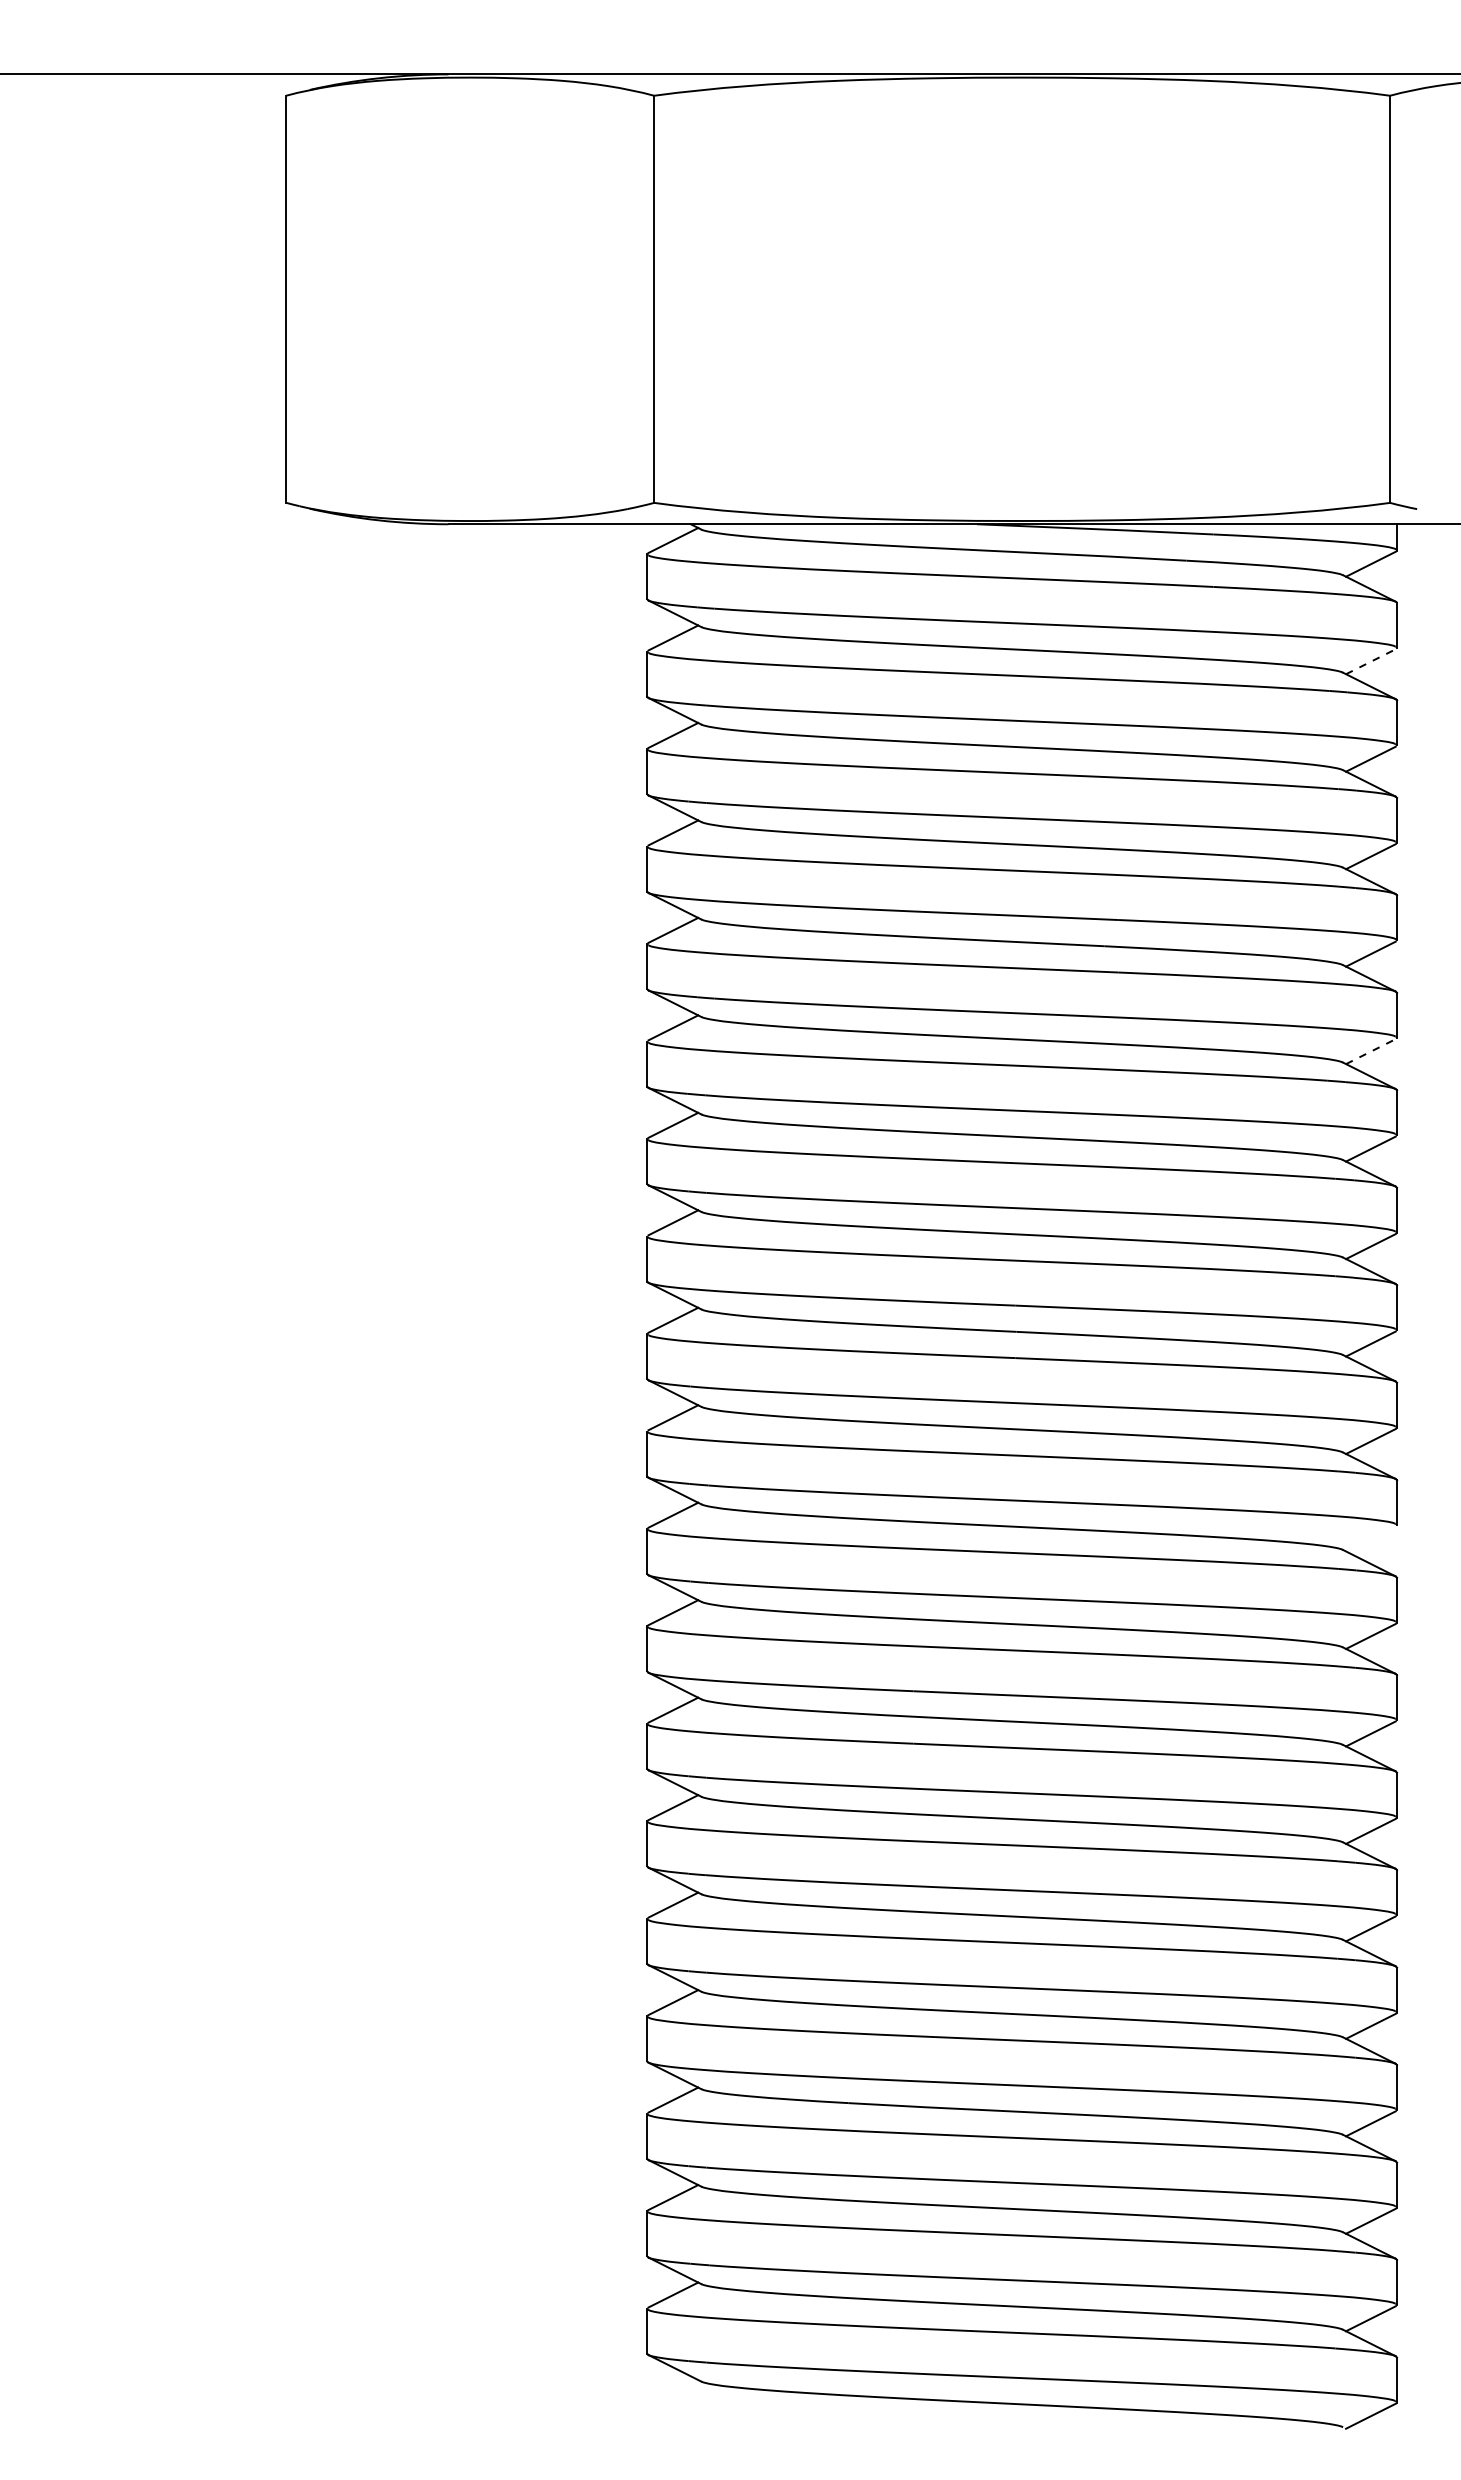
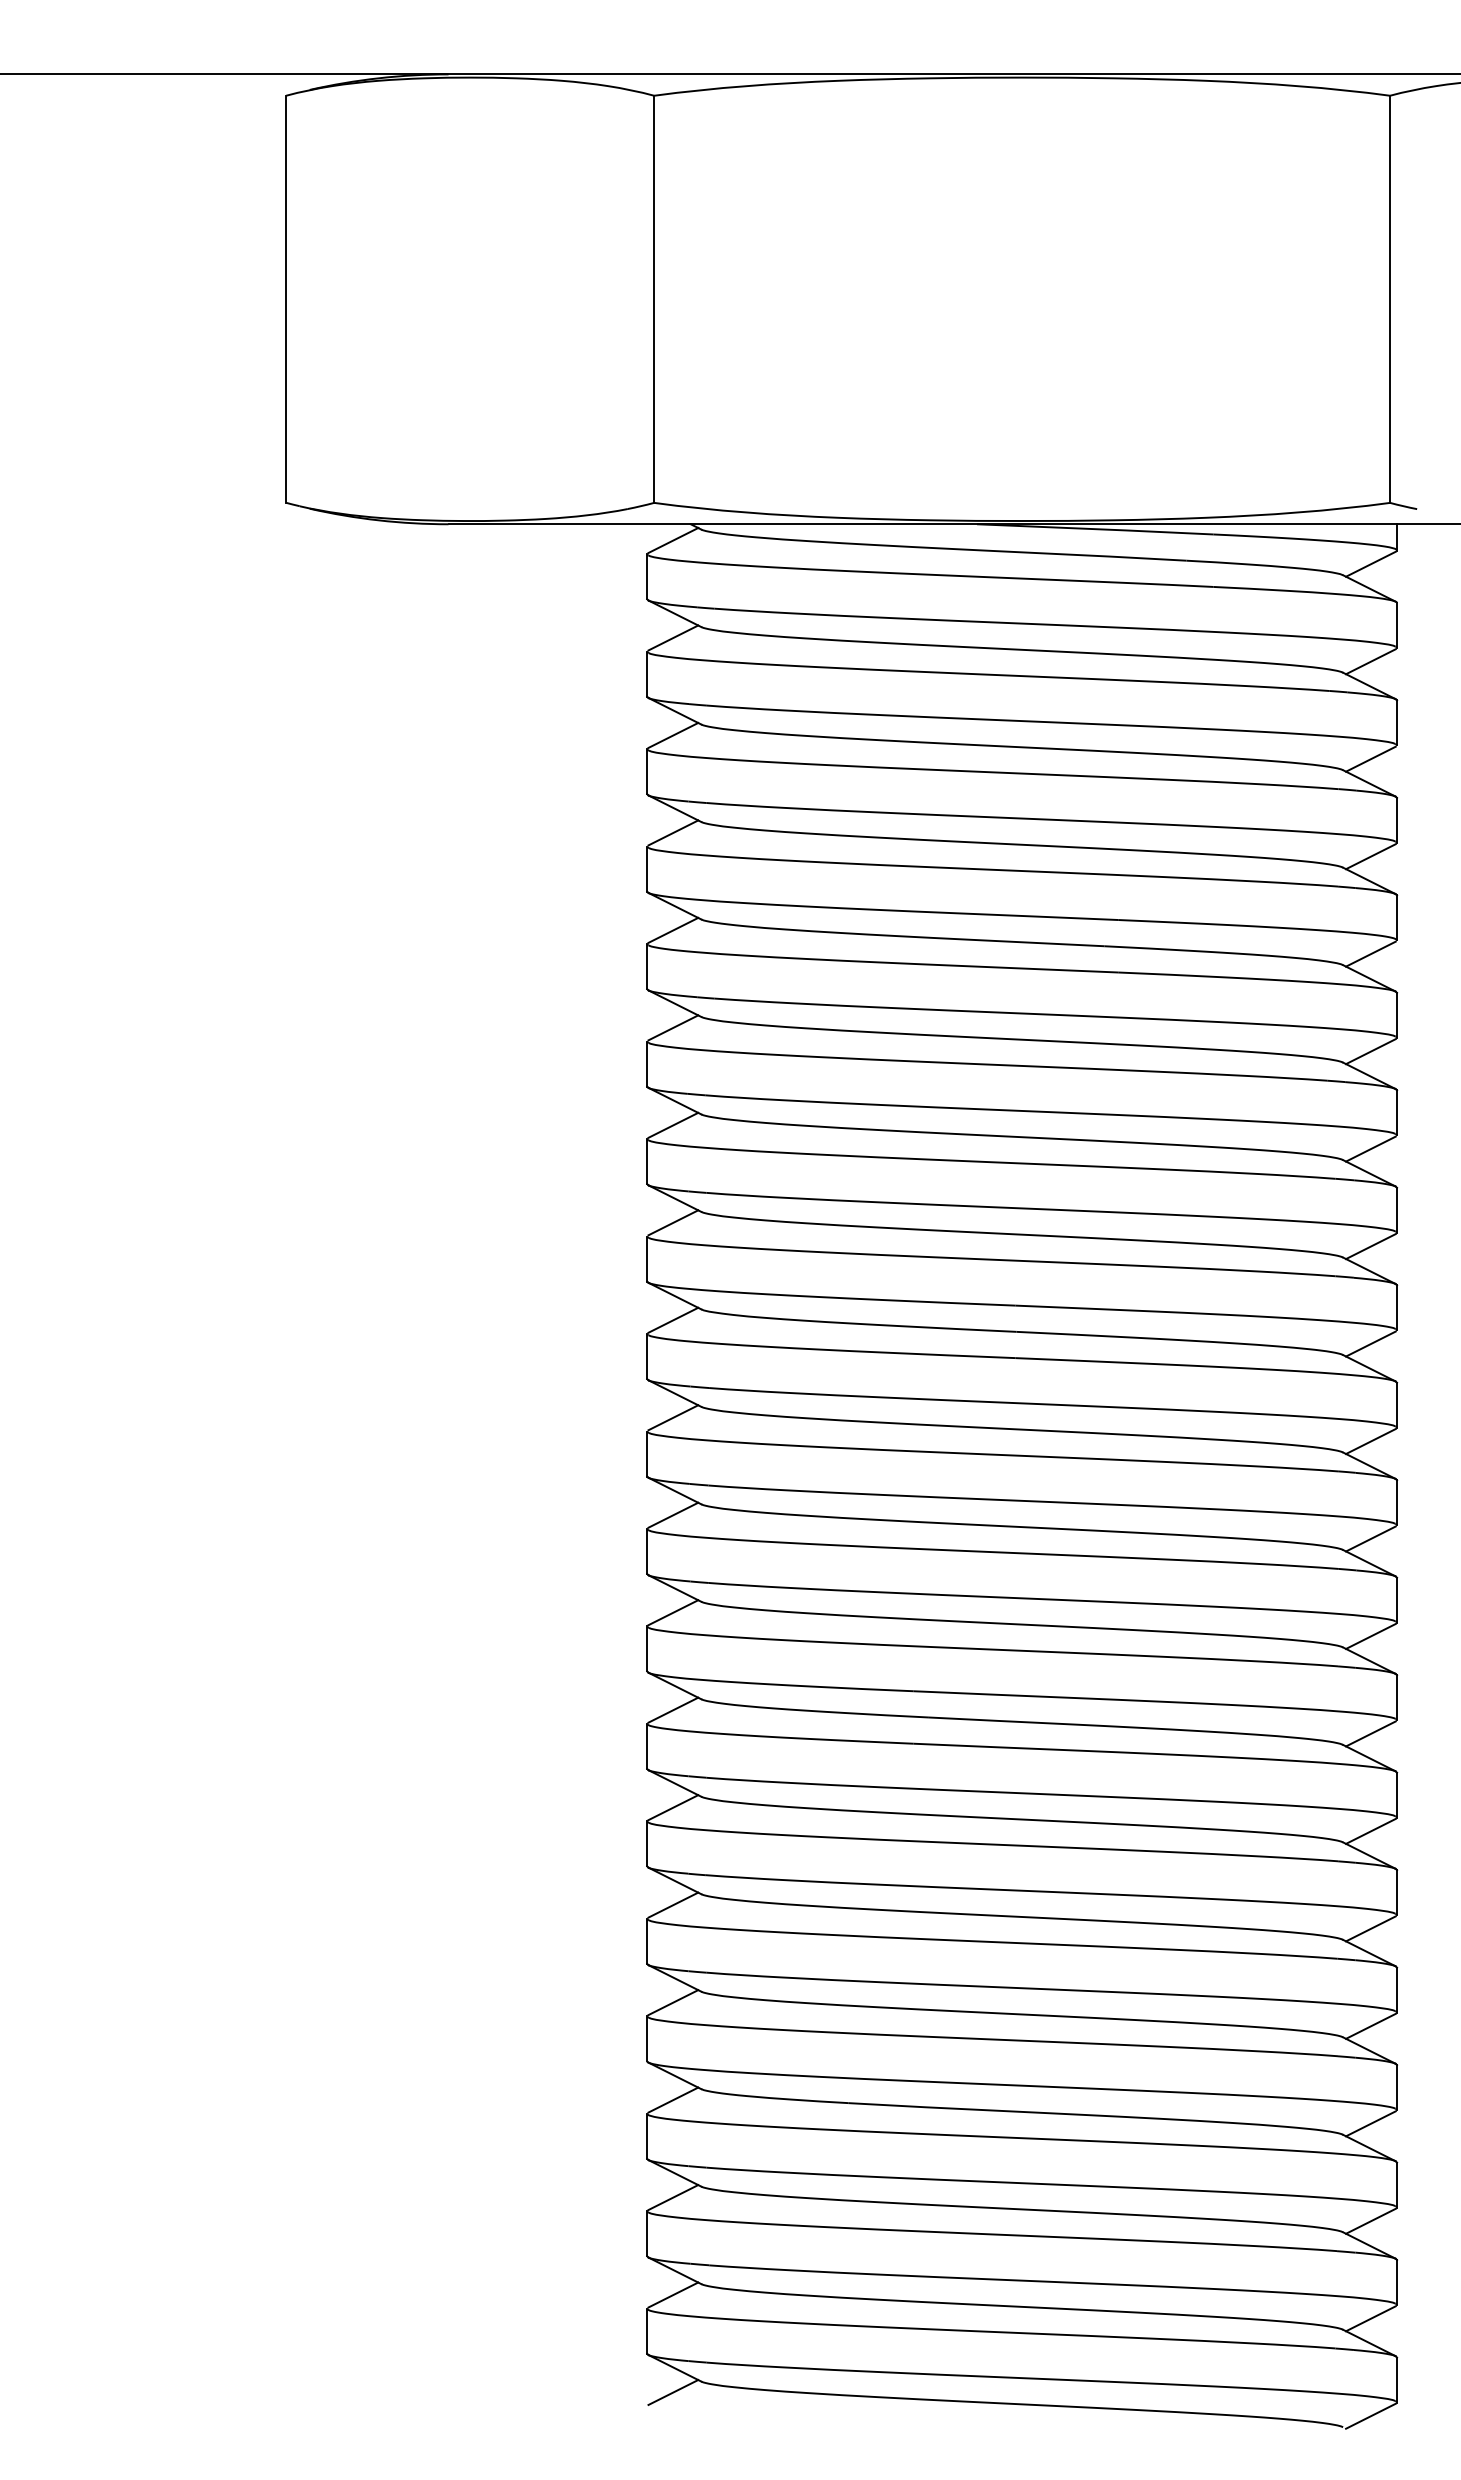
line: dashed -> solid (1370, 661)
line: dashed -> solid (1370, 1051)
line: none -> present (1370, 1538)
line: none -> present (673, 2392)
